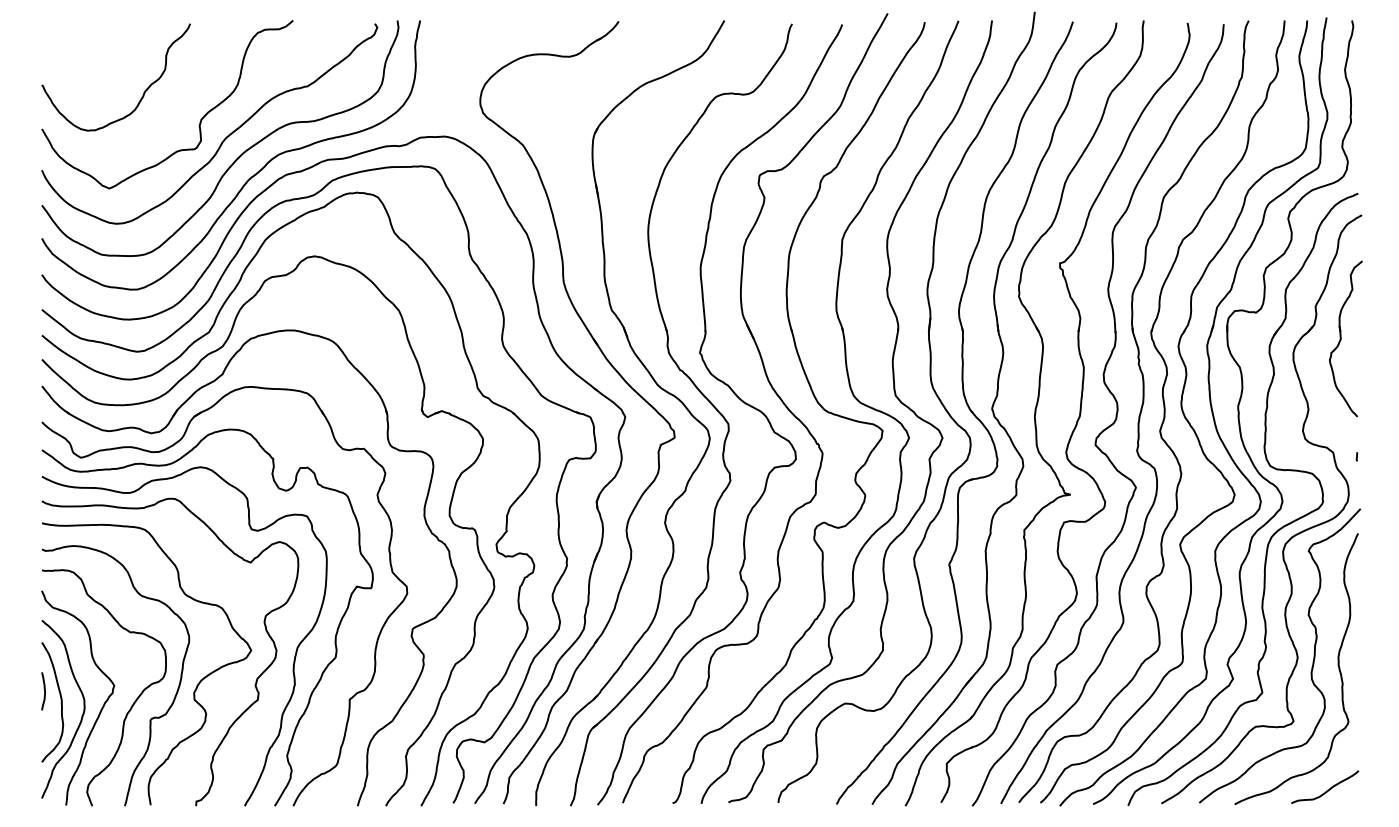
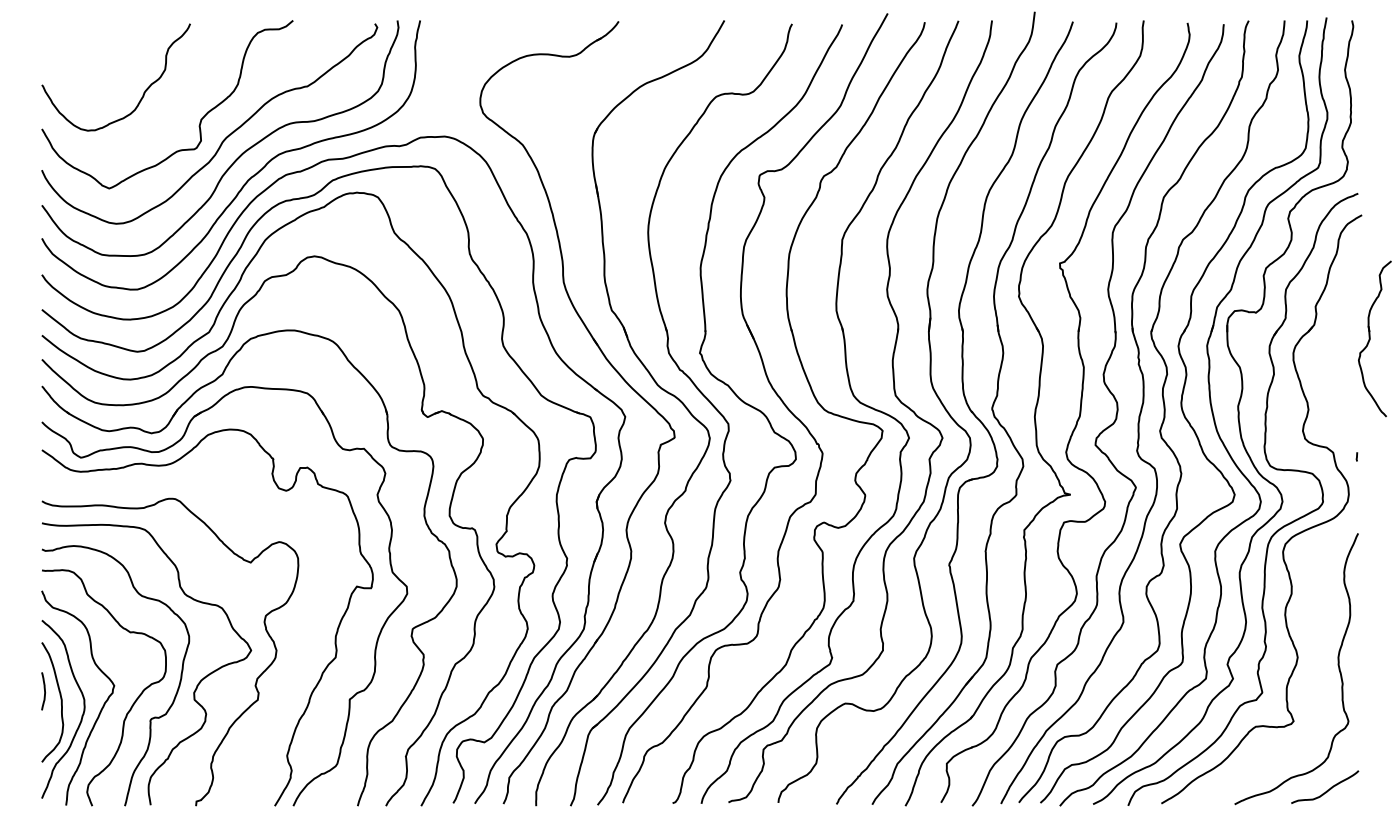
part position: (1345, 338) -> (1374, 338) (1374, 338)
curve: present -> none (293, 660)
curve: present -> none (1312, 661)
